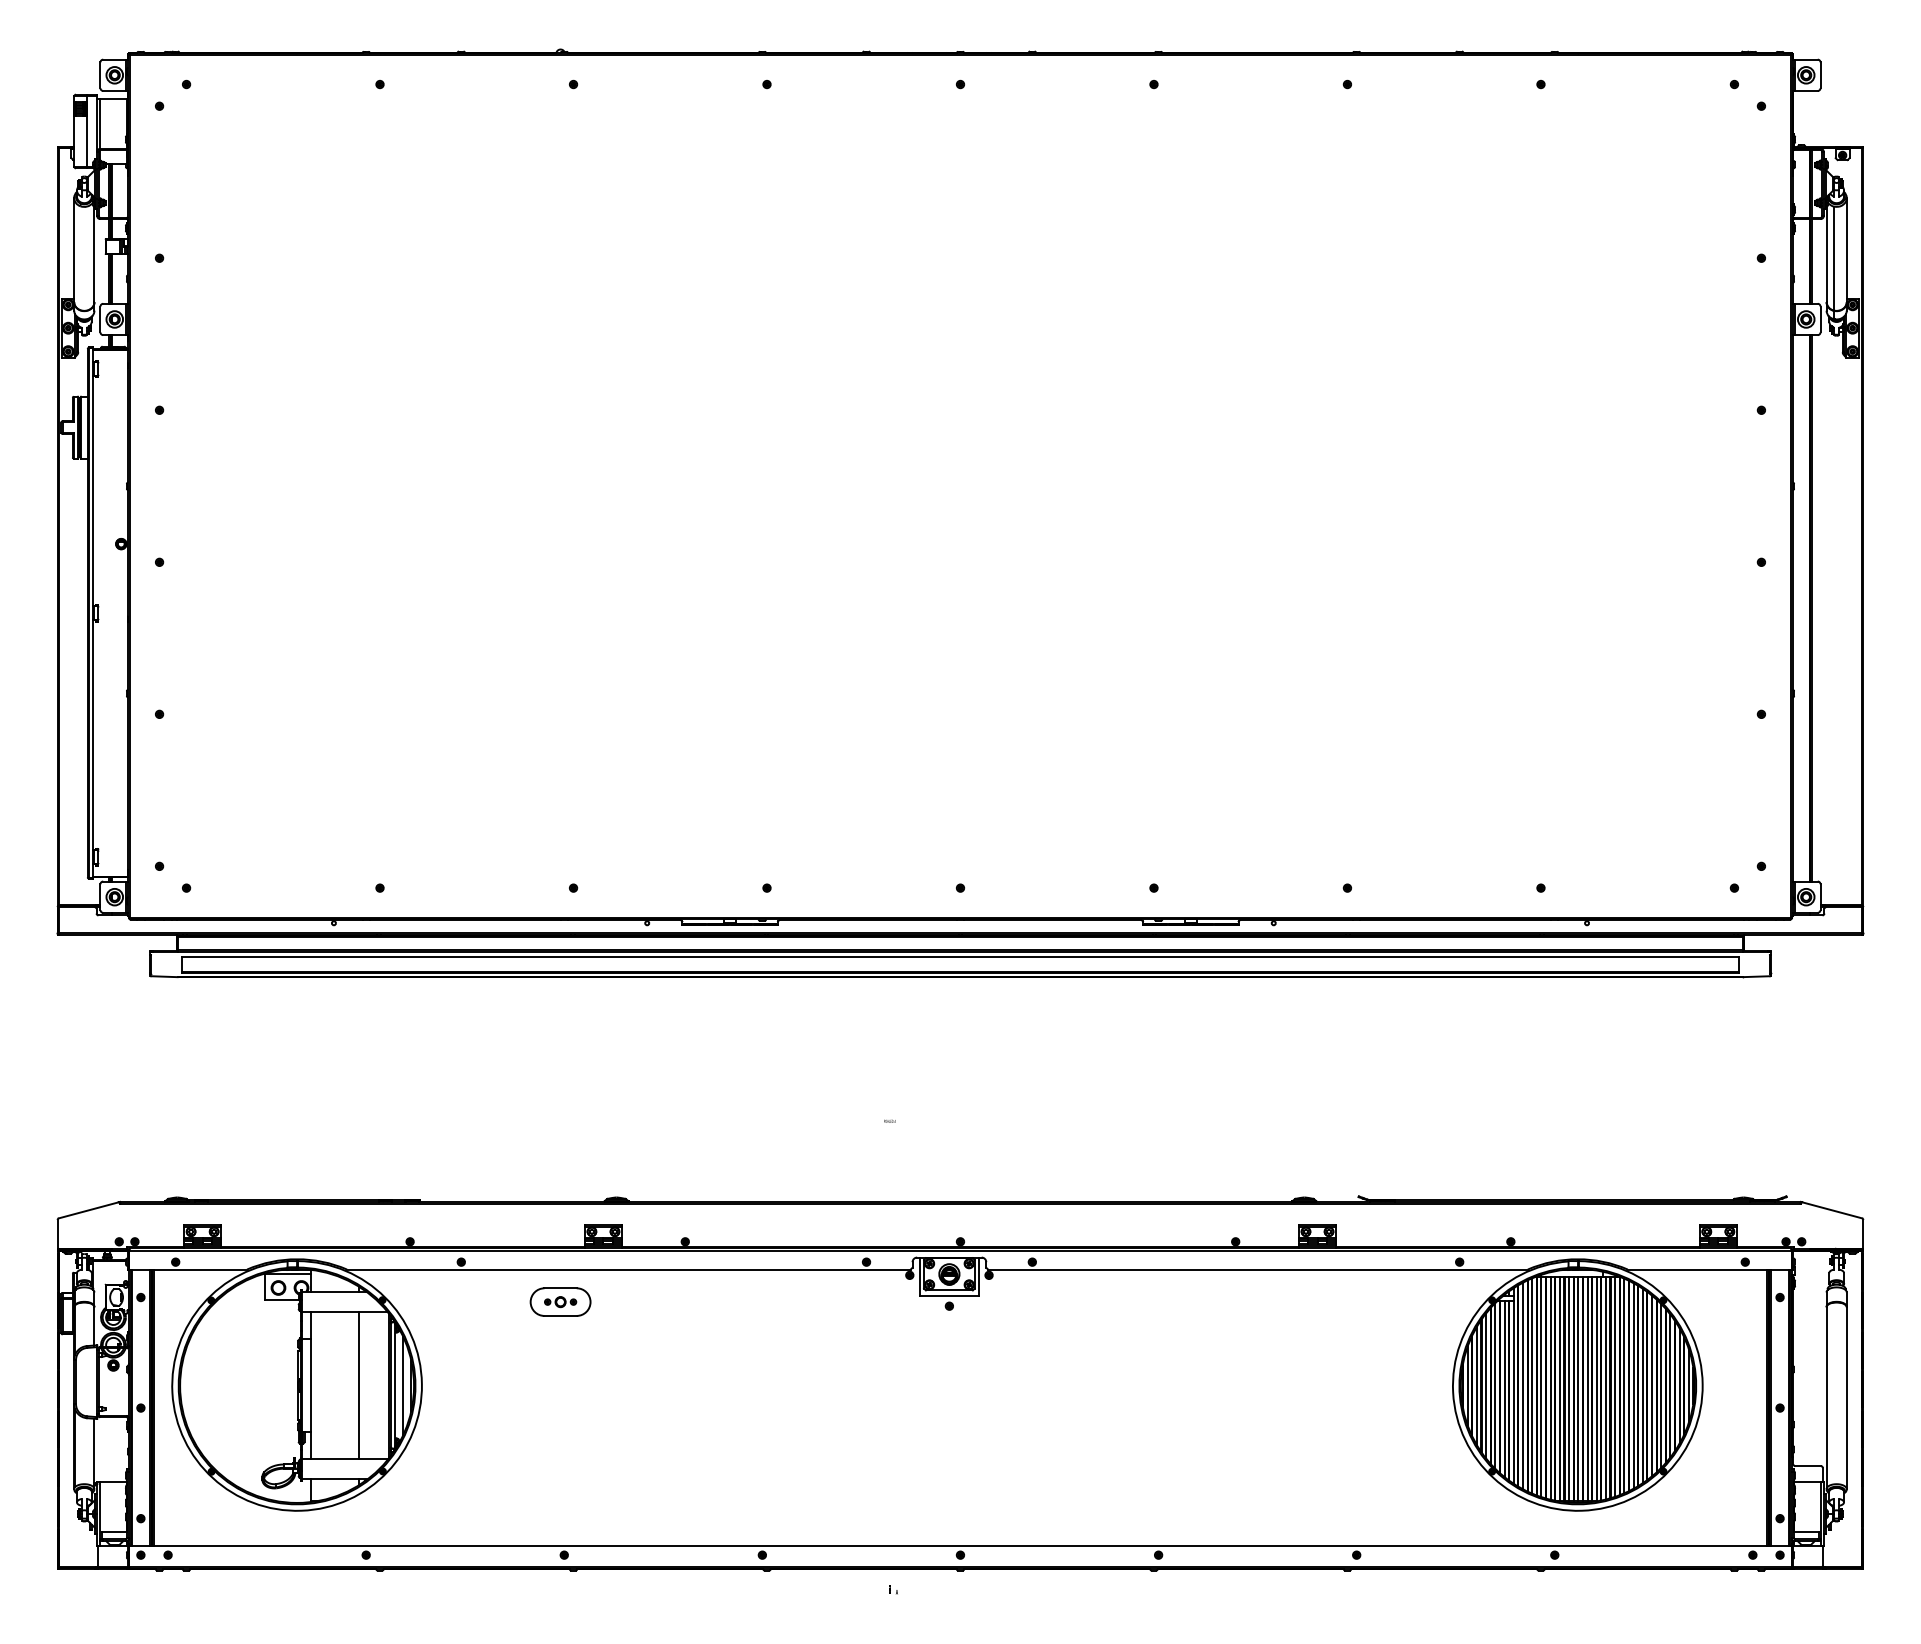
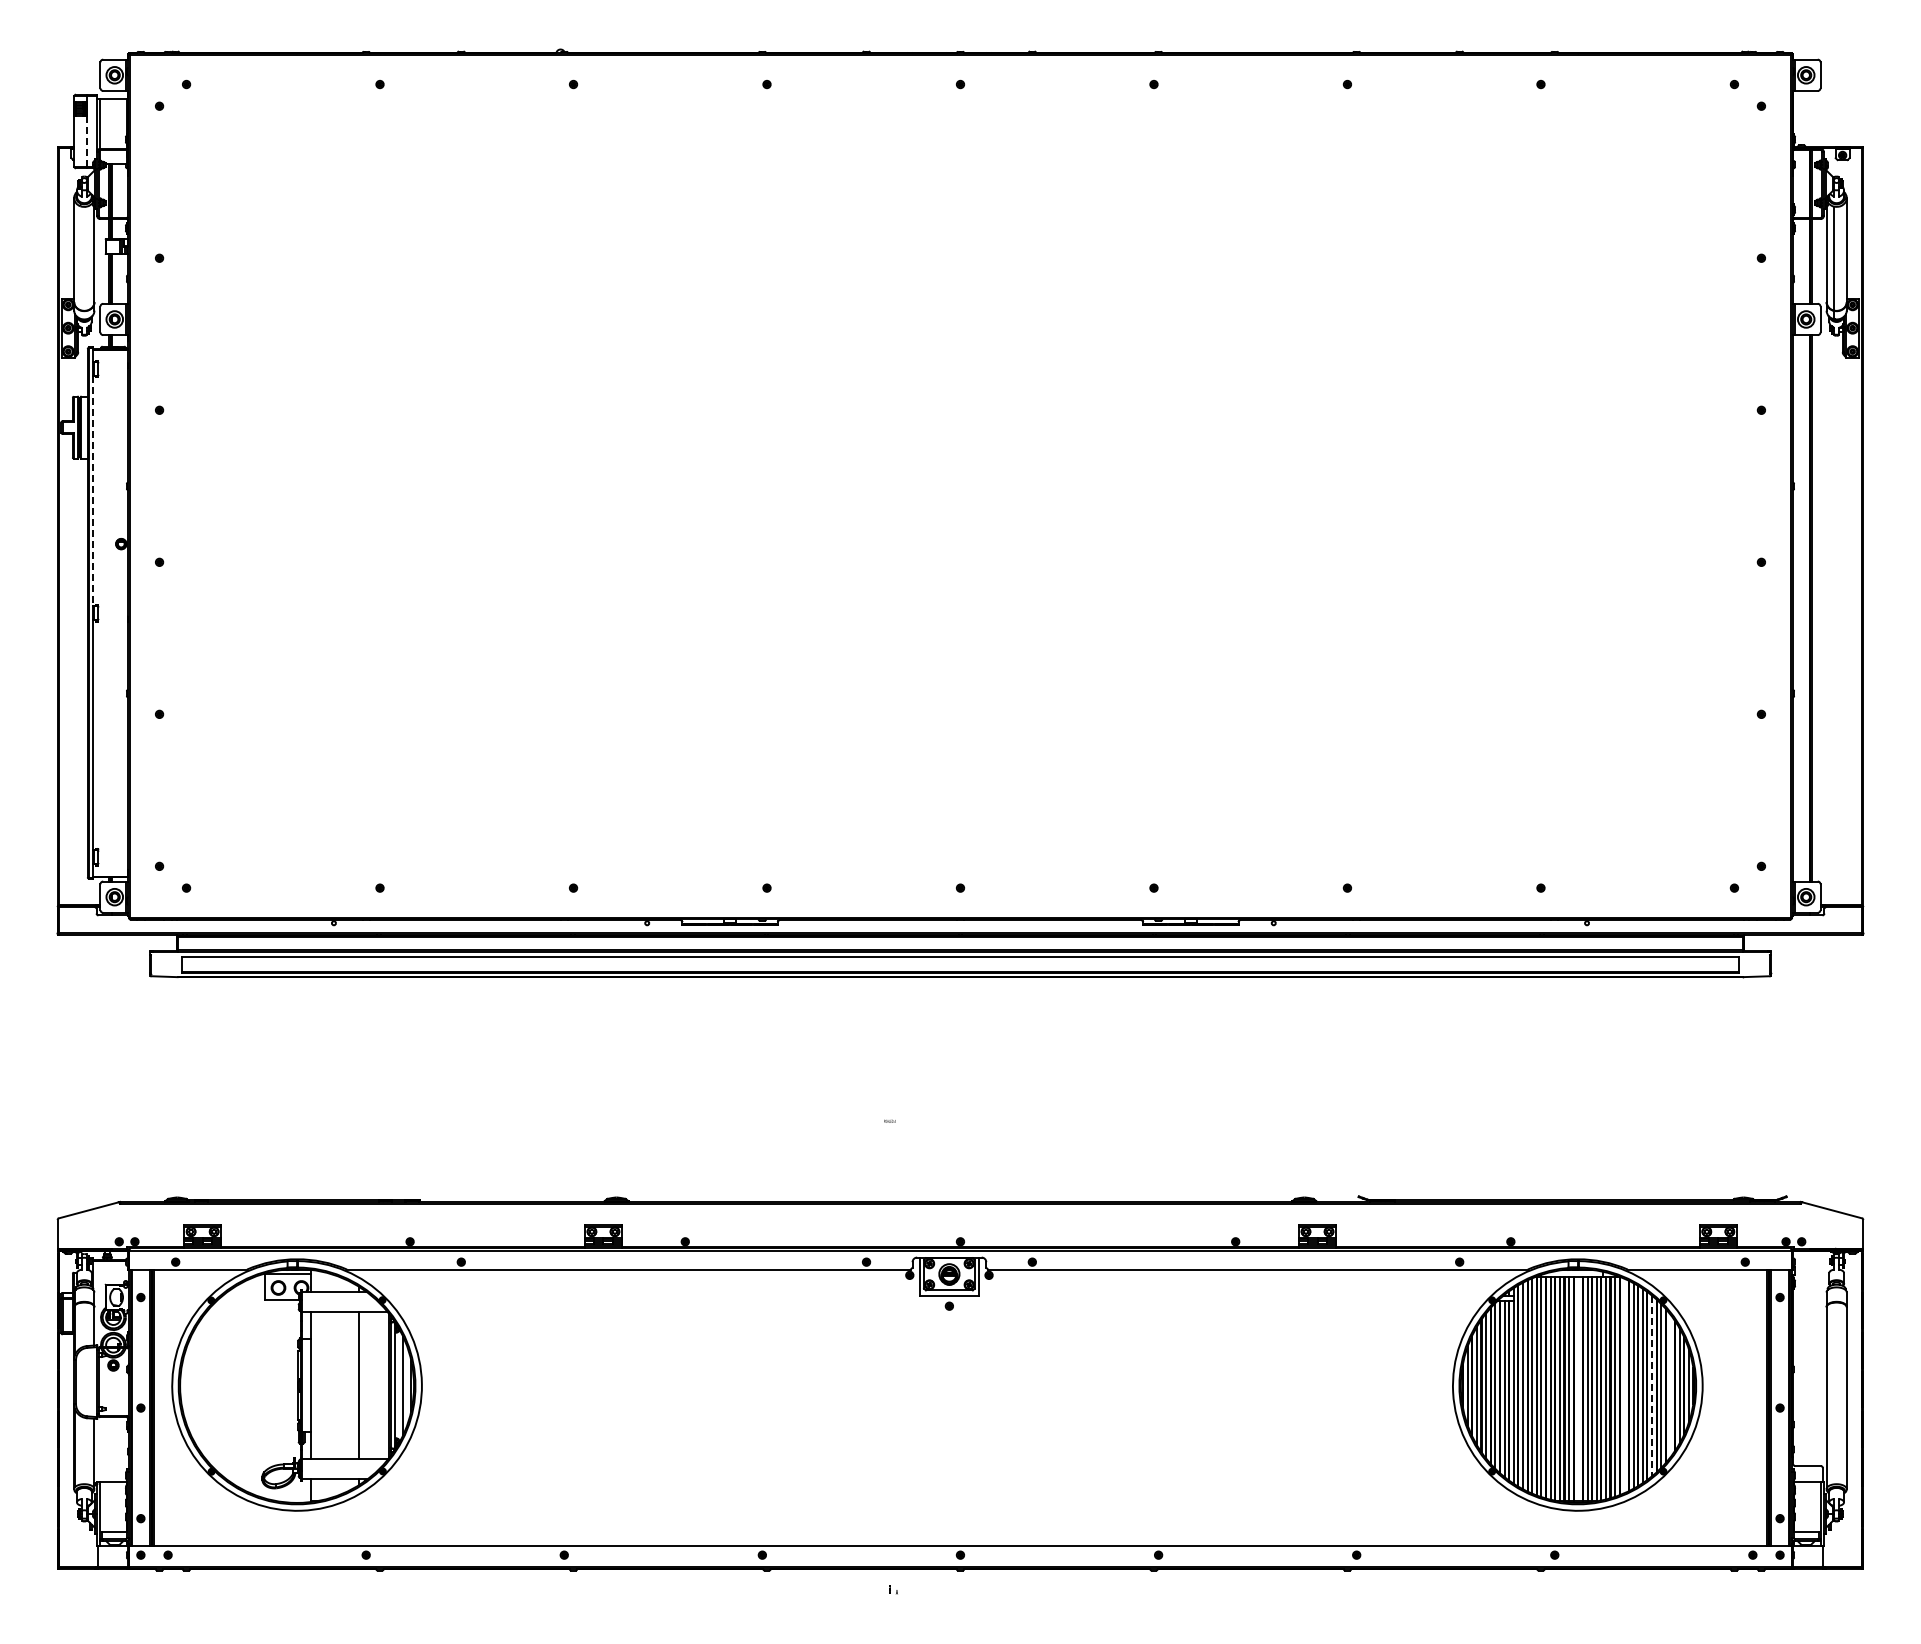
line: solid -> dashed (86, 140)
line: solid -> dashed (93, 491)
part: present -> none (560, 1301)
line: present -> none (1624, 1385)
line: present -> none (1670, 1385)
line: solid -> dashed (1651, 1386)
line: present -> none (1578, 1389)
